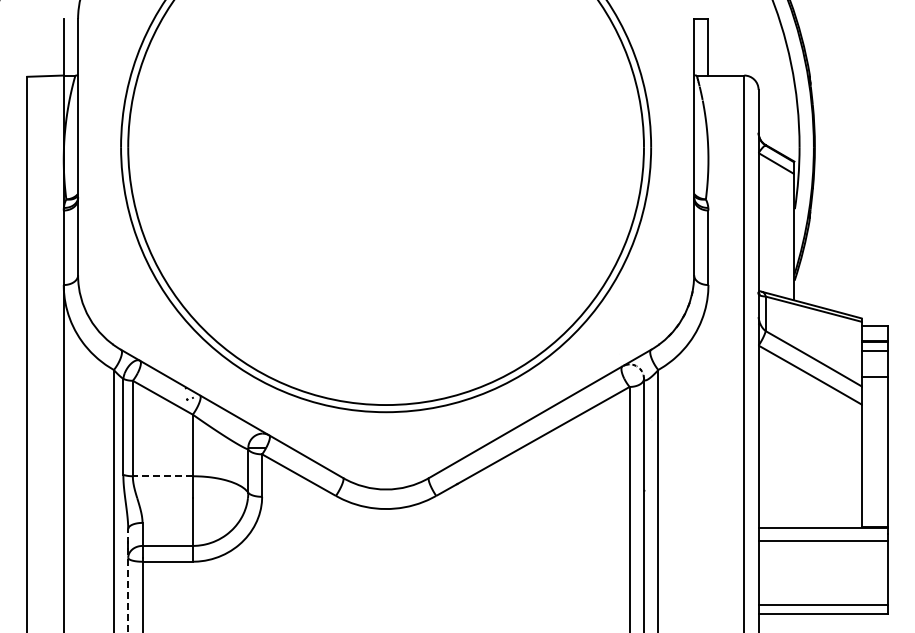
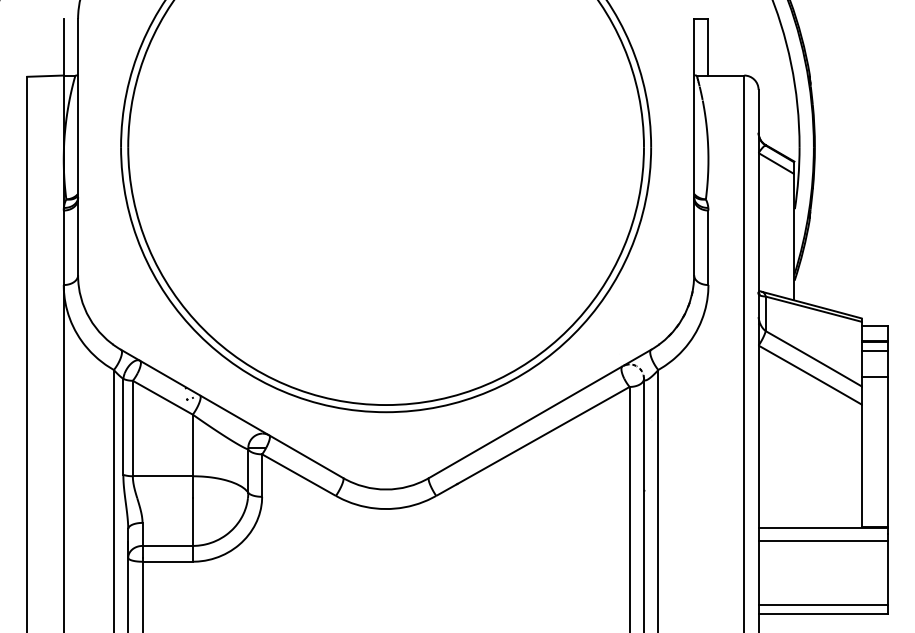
line: dashed -> solid (162, 476)
line: dashed -> solid (128, 580)
